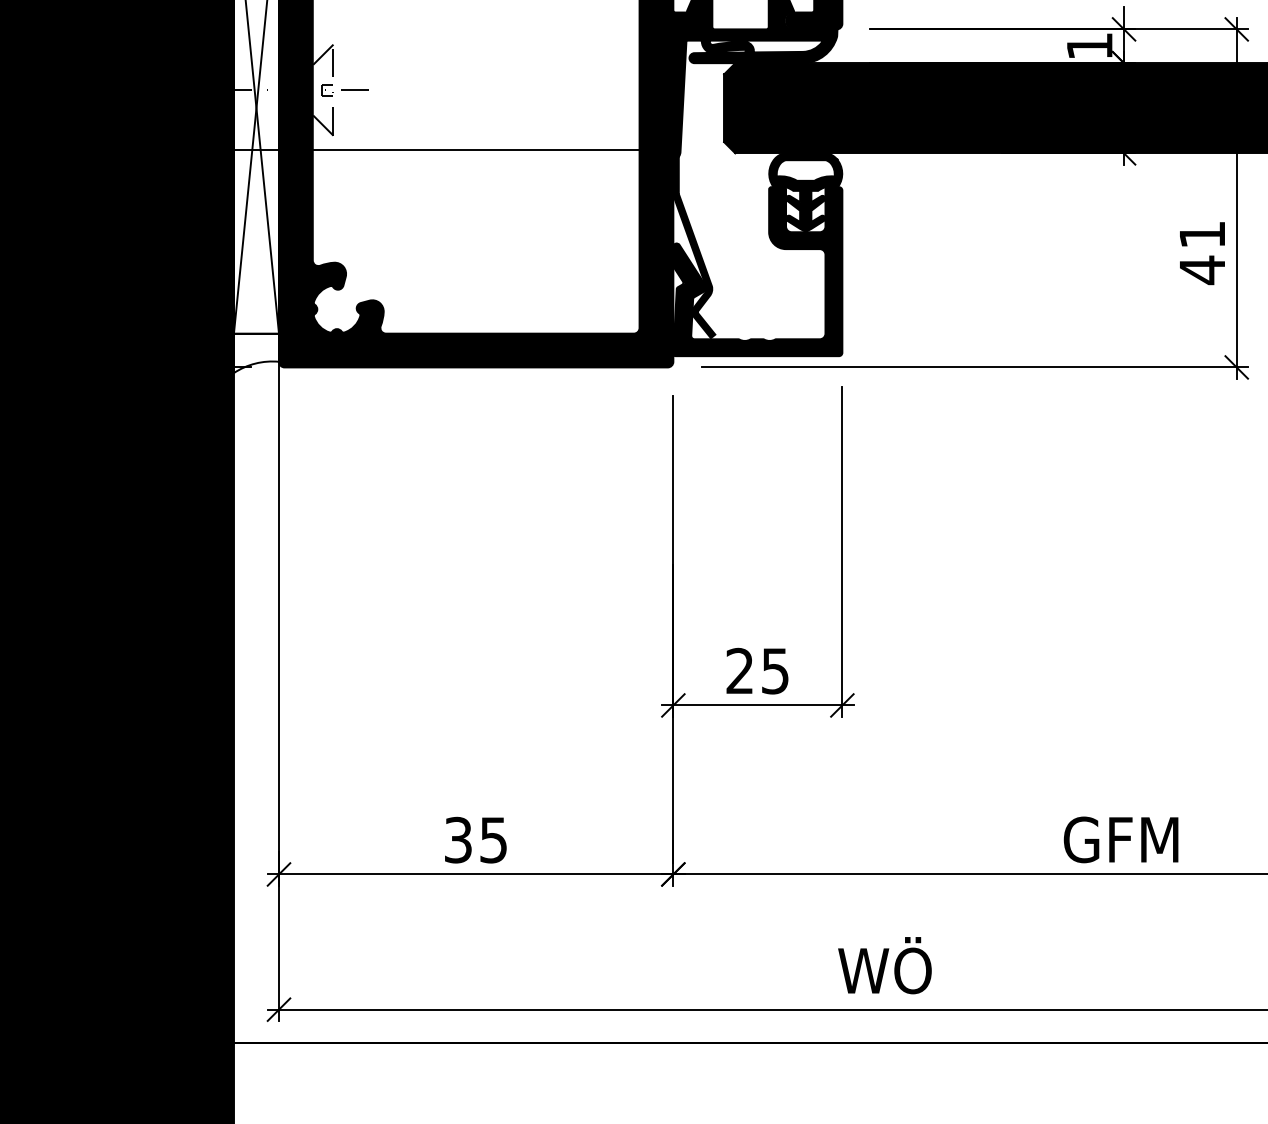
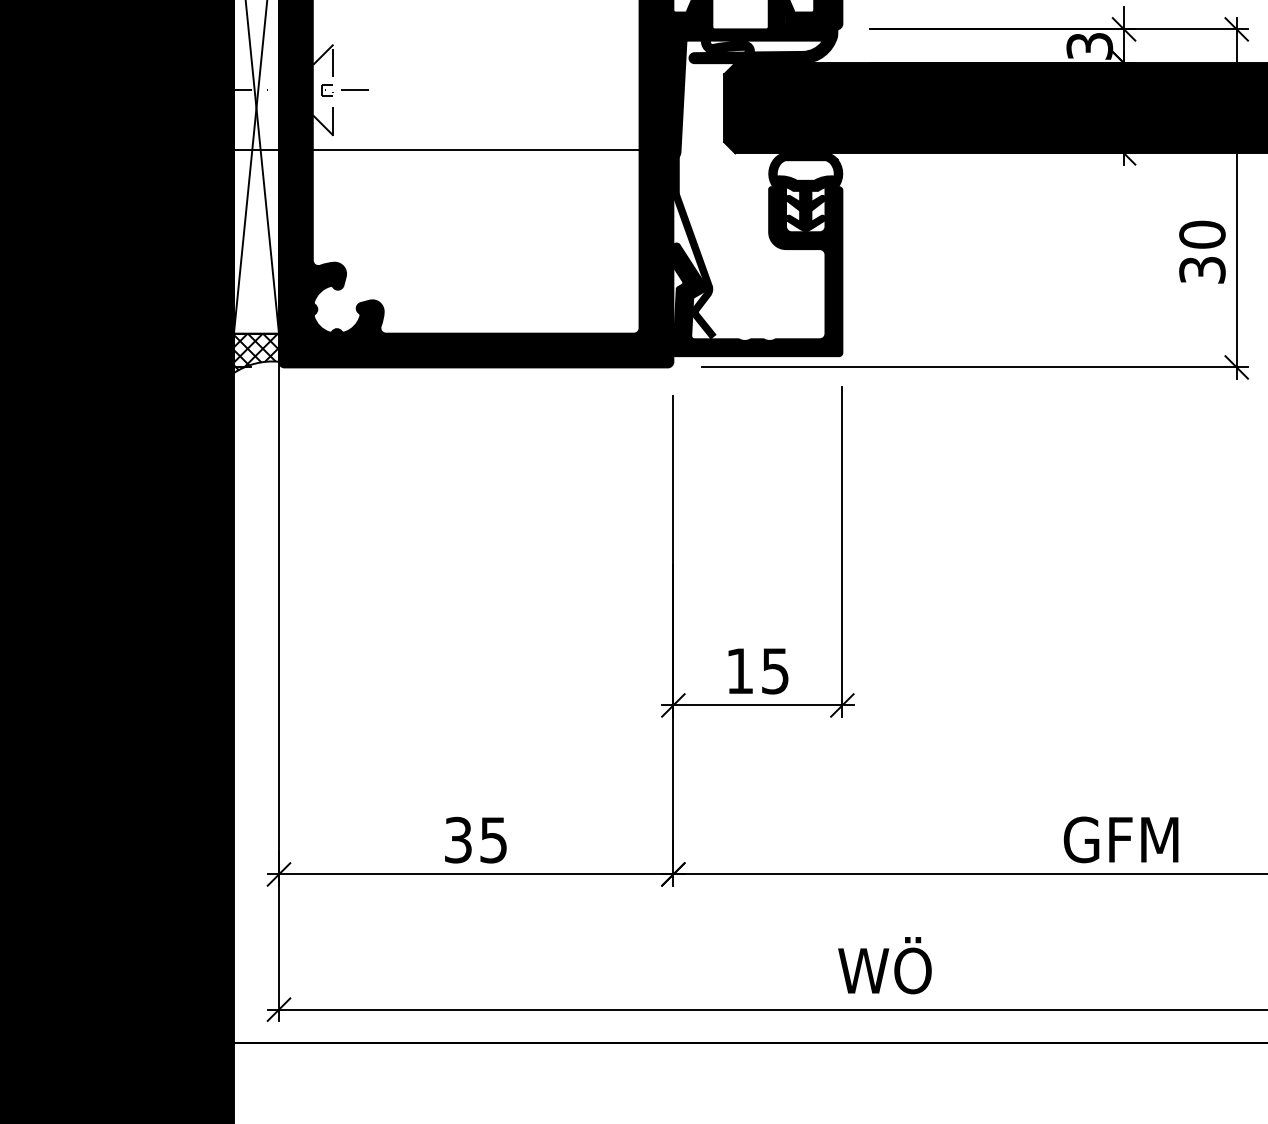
text: 1 -> 3 (1089, 46)
text: 41 -> 30 (1202, 252)
hatch: none -> present (256, 351)
text: 25 -> 15 (739, 670)
